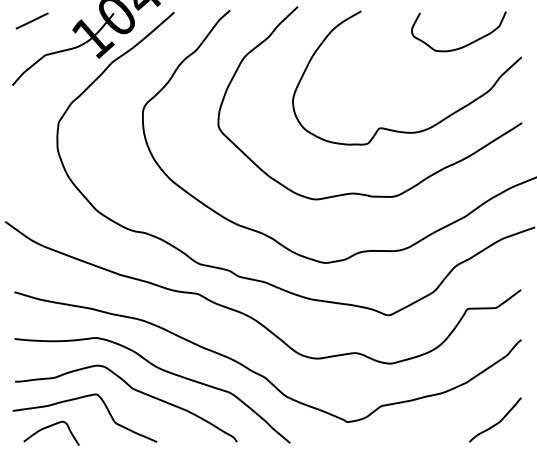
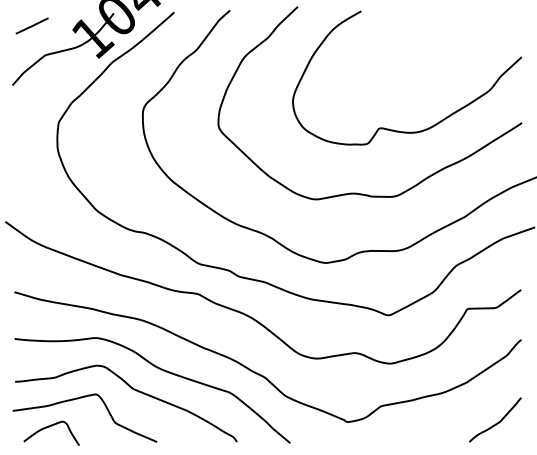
line position: (31, 20) -> (31, 25) (31, 25)
curve: present -> none (464, 45)
